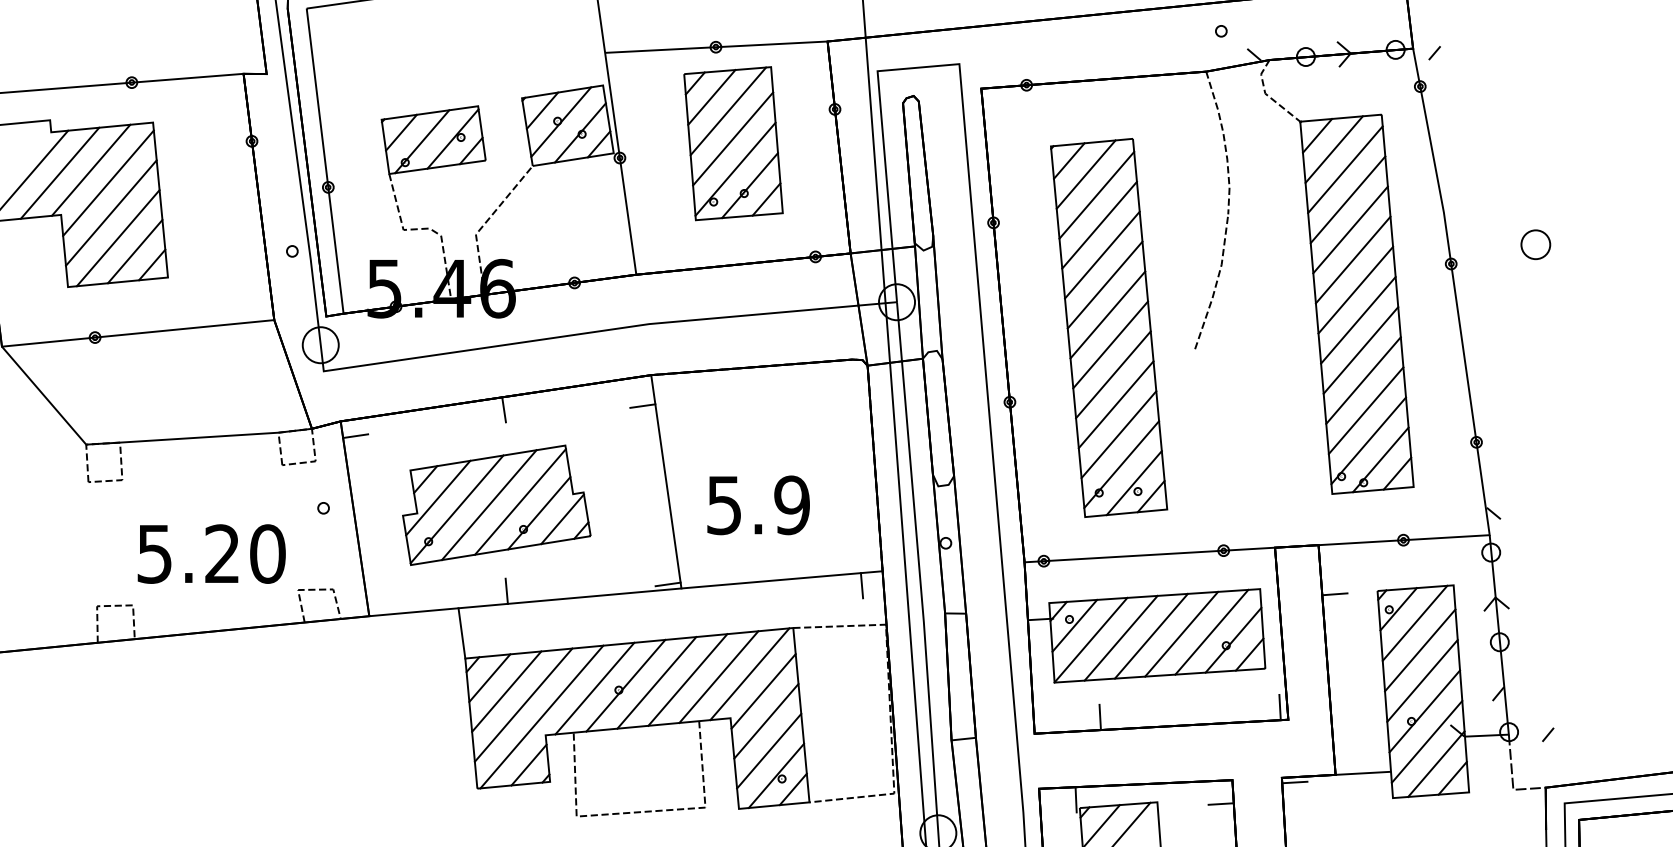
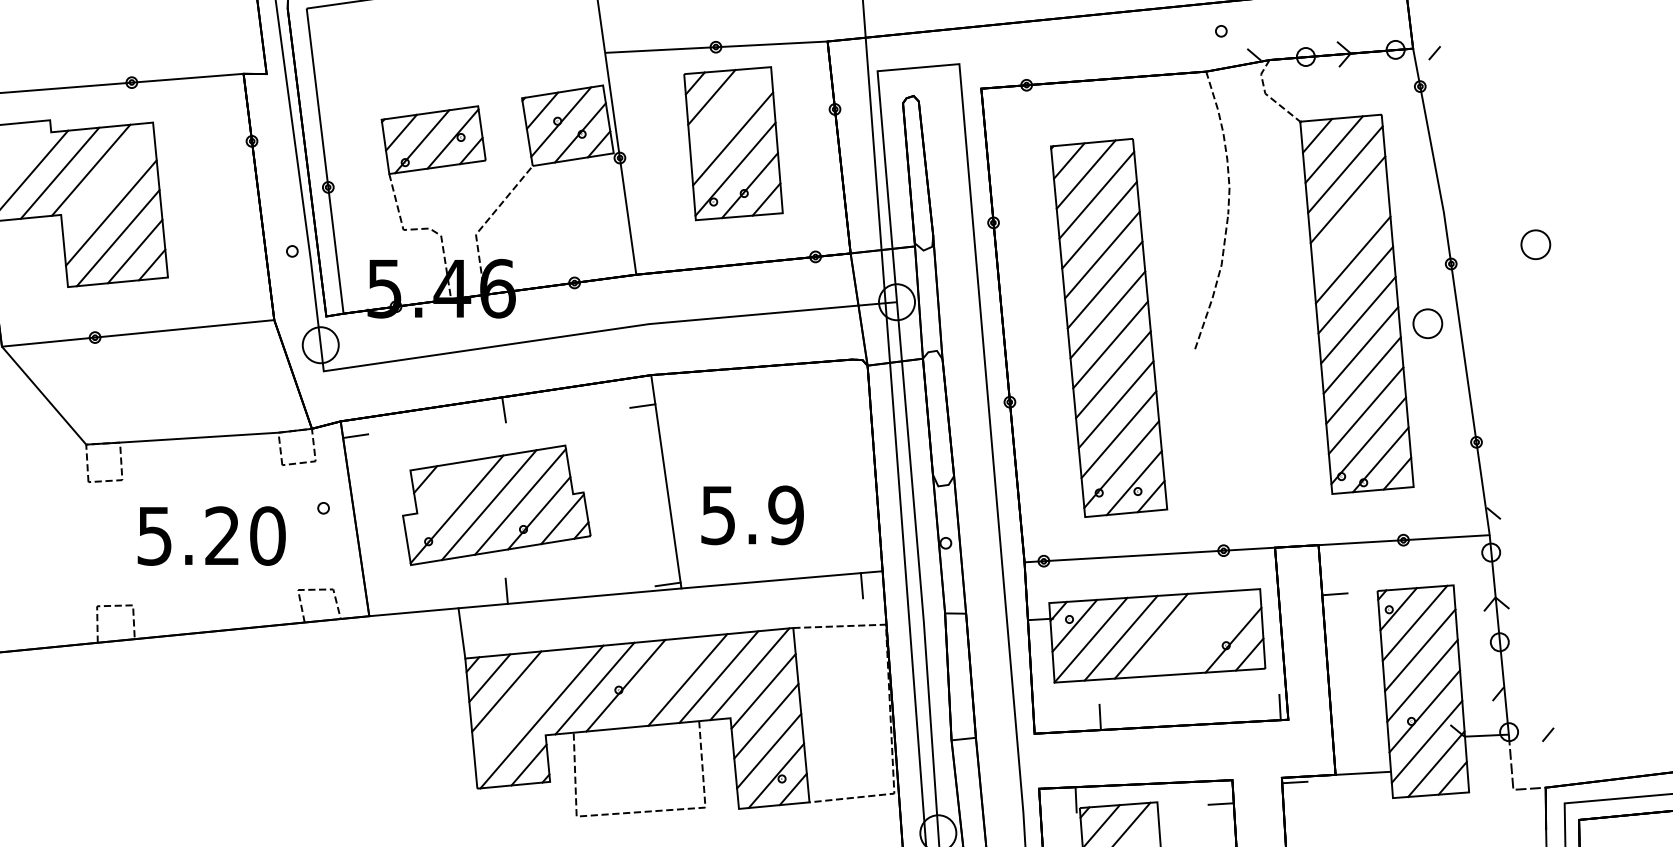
line: present -> none (728, 111)
line: present -> none (108, 182)
line: present -> none (1350, 229)
part: none -> present (1427, 323)
line: present -> none (438, 497)
text position: (758, 505) -> (752, 515) (752, 515)
text position: (211, 553) -> (211, 535) (211, 535)
line: present -> none (1211, 631)
line: present -> none (1181, 633)
line: present -> none (656, 682)
line: present -> none (523, 704)
